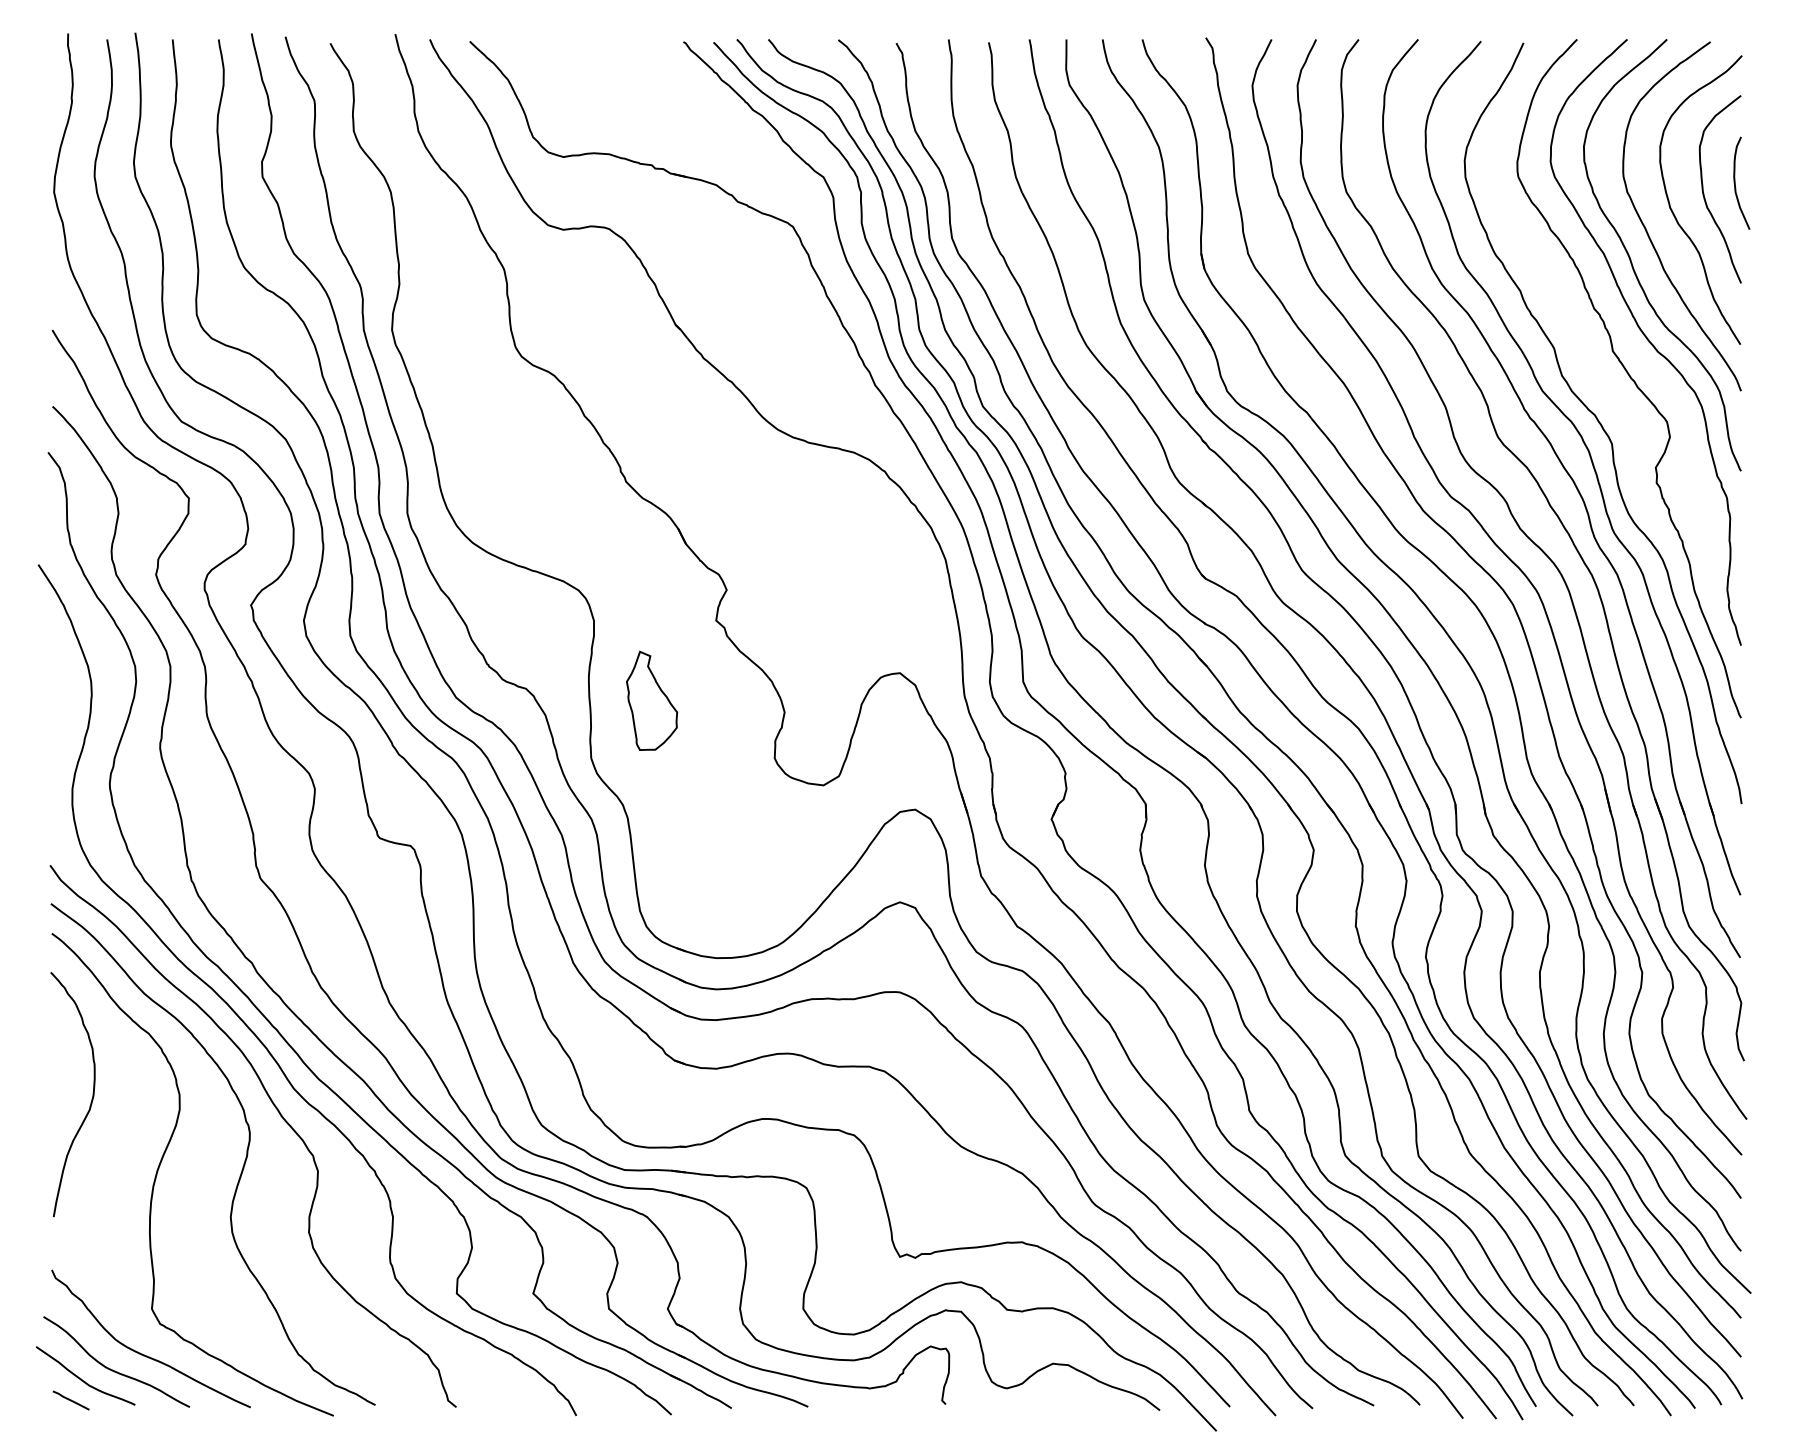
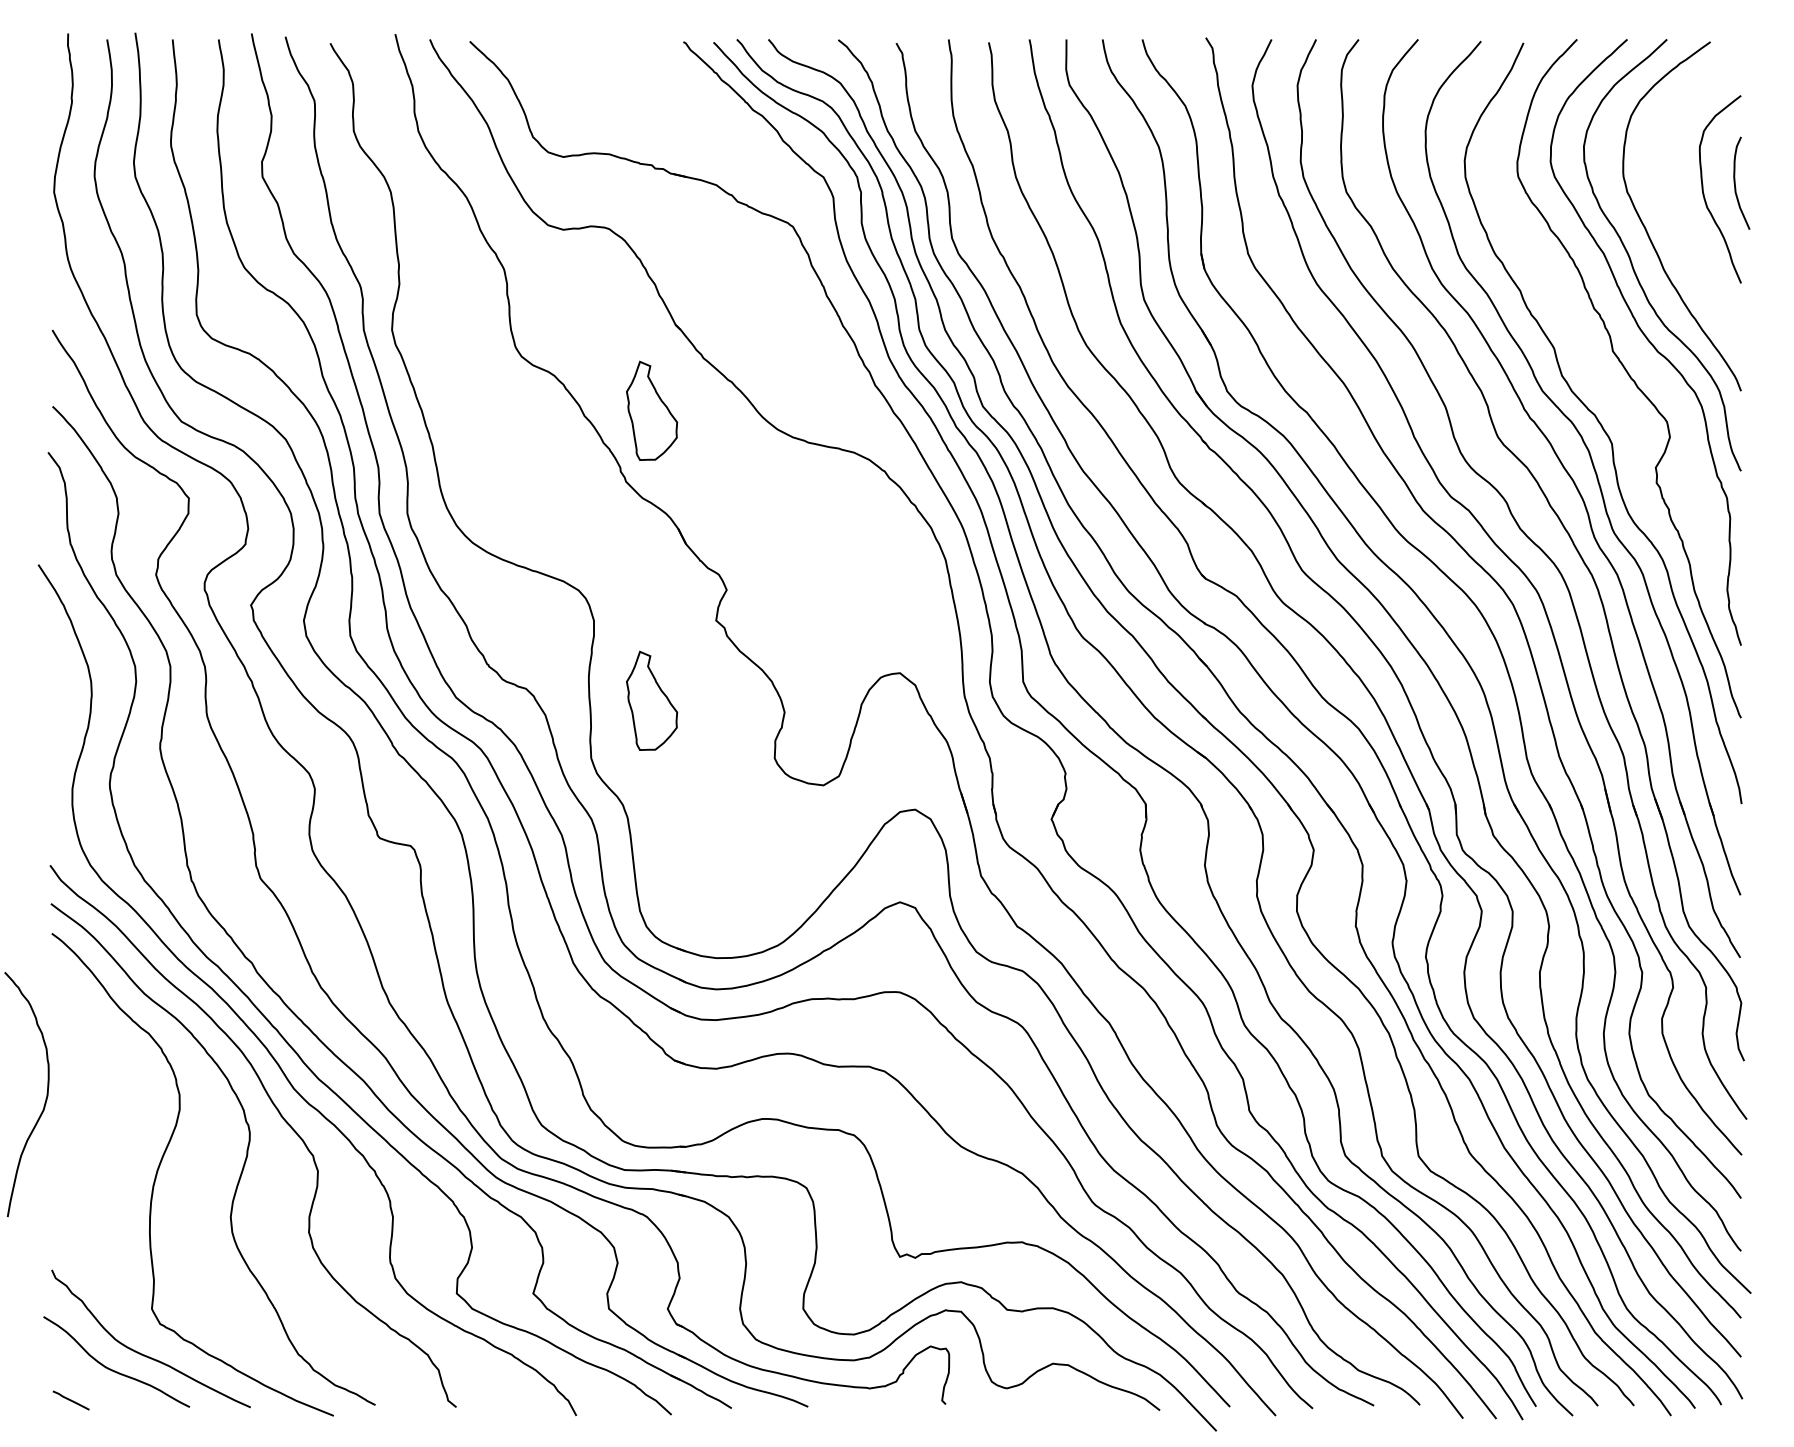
curve: present -> none (1674, 213)
part: none -> present (652, 410)
curve position: (91, 1098) -> (45, 1098) (45, 1098)
curve: present -> none (81, 1378)
